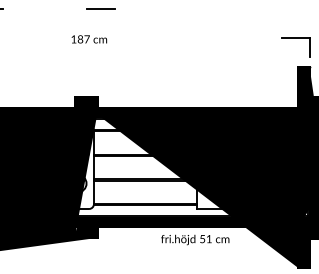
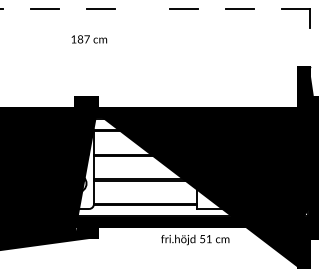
line: none -> present (44, 8)
line: none -> present (184, 8)
line: none -> present (239, 8)
part position: (295, 38) -> (295, 9) (295, 9)
